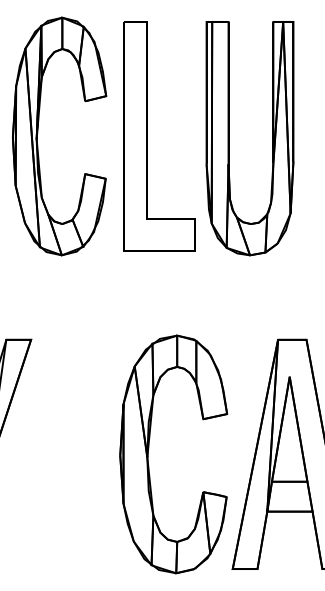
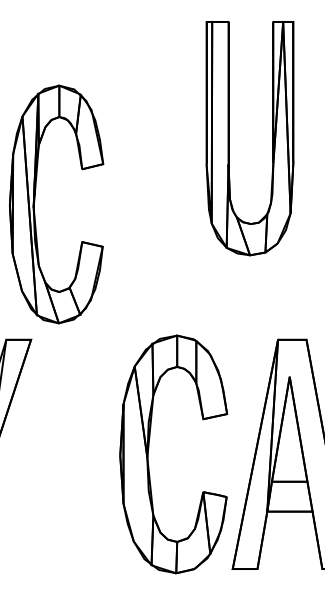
part position: (38, 133) -> (35, 201) (35, 201)
part: present -> none (147, 136)
